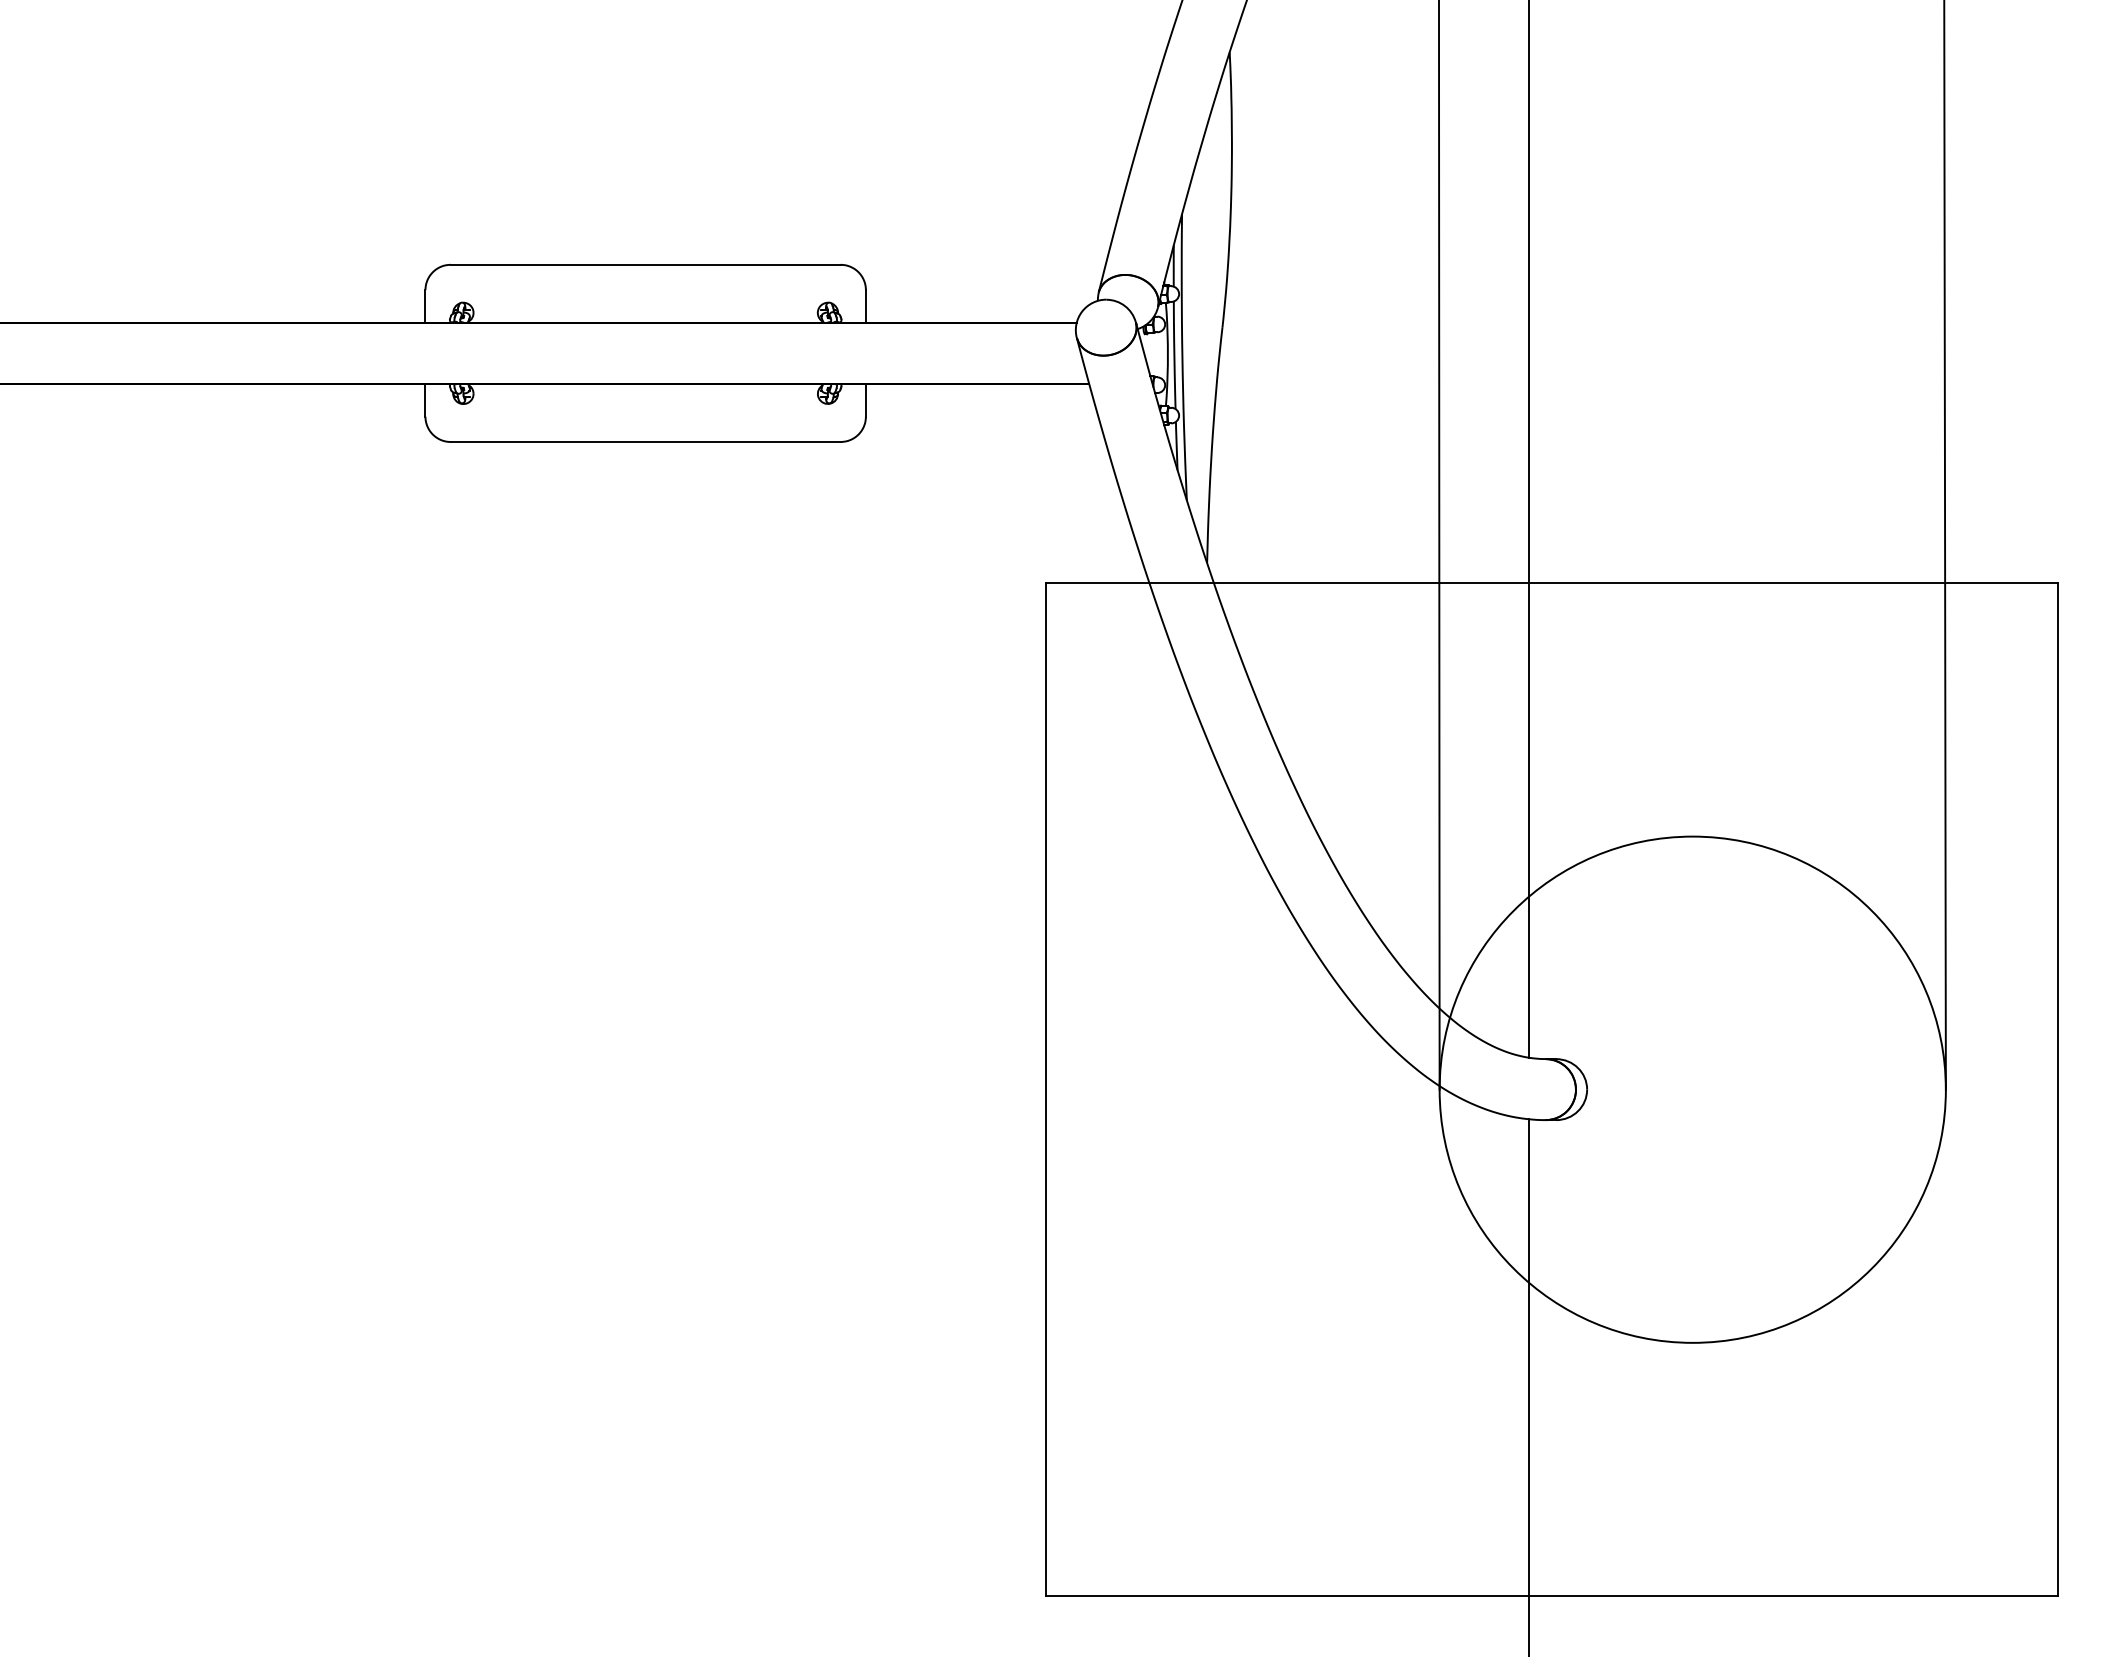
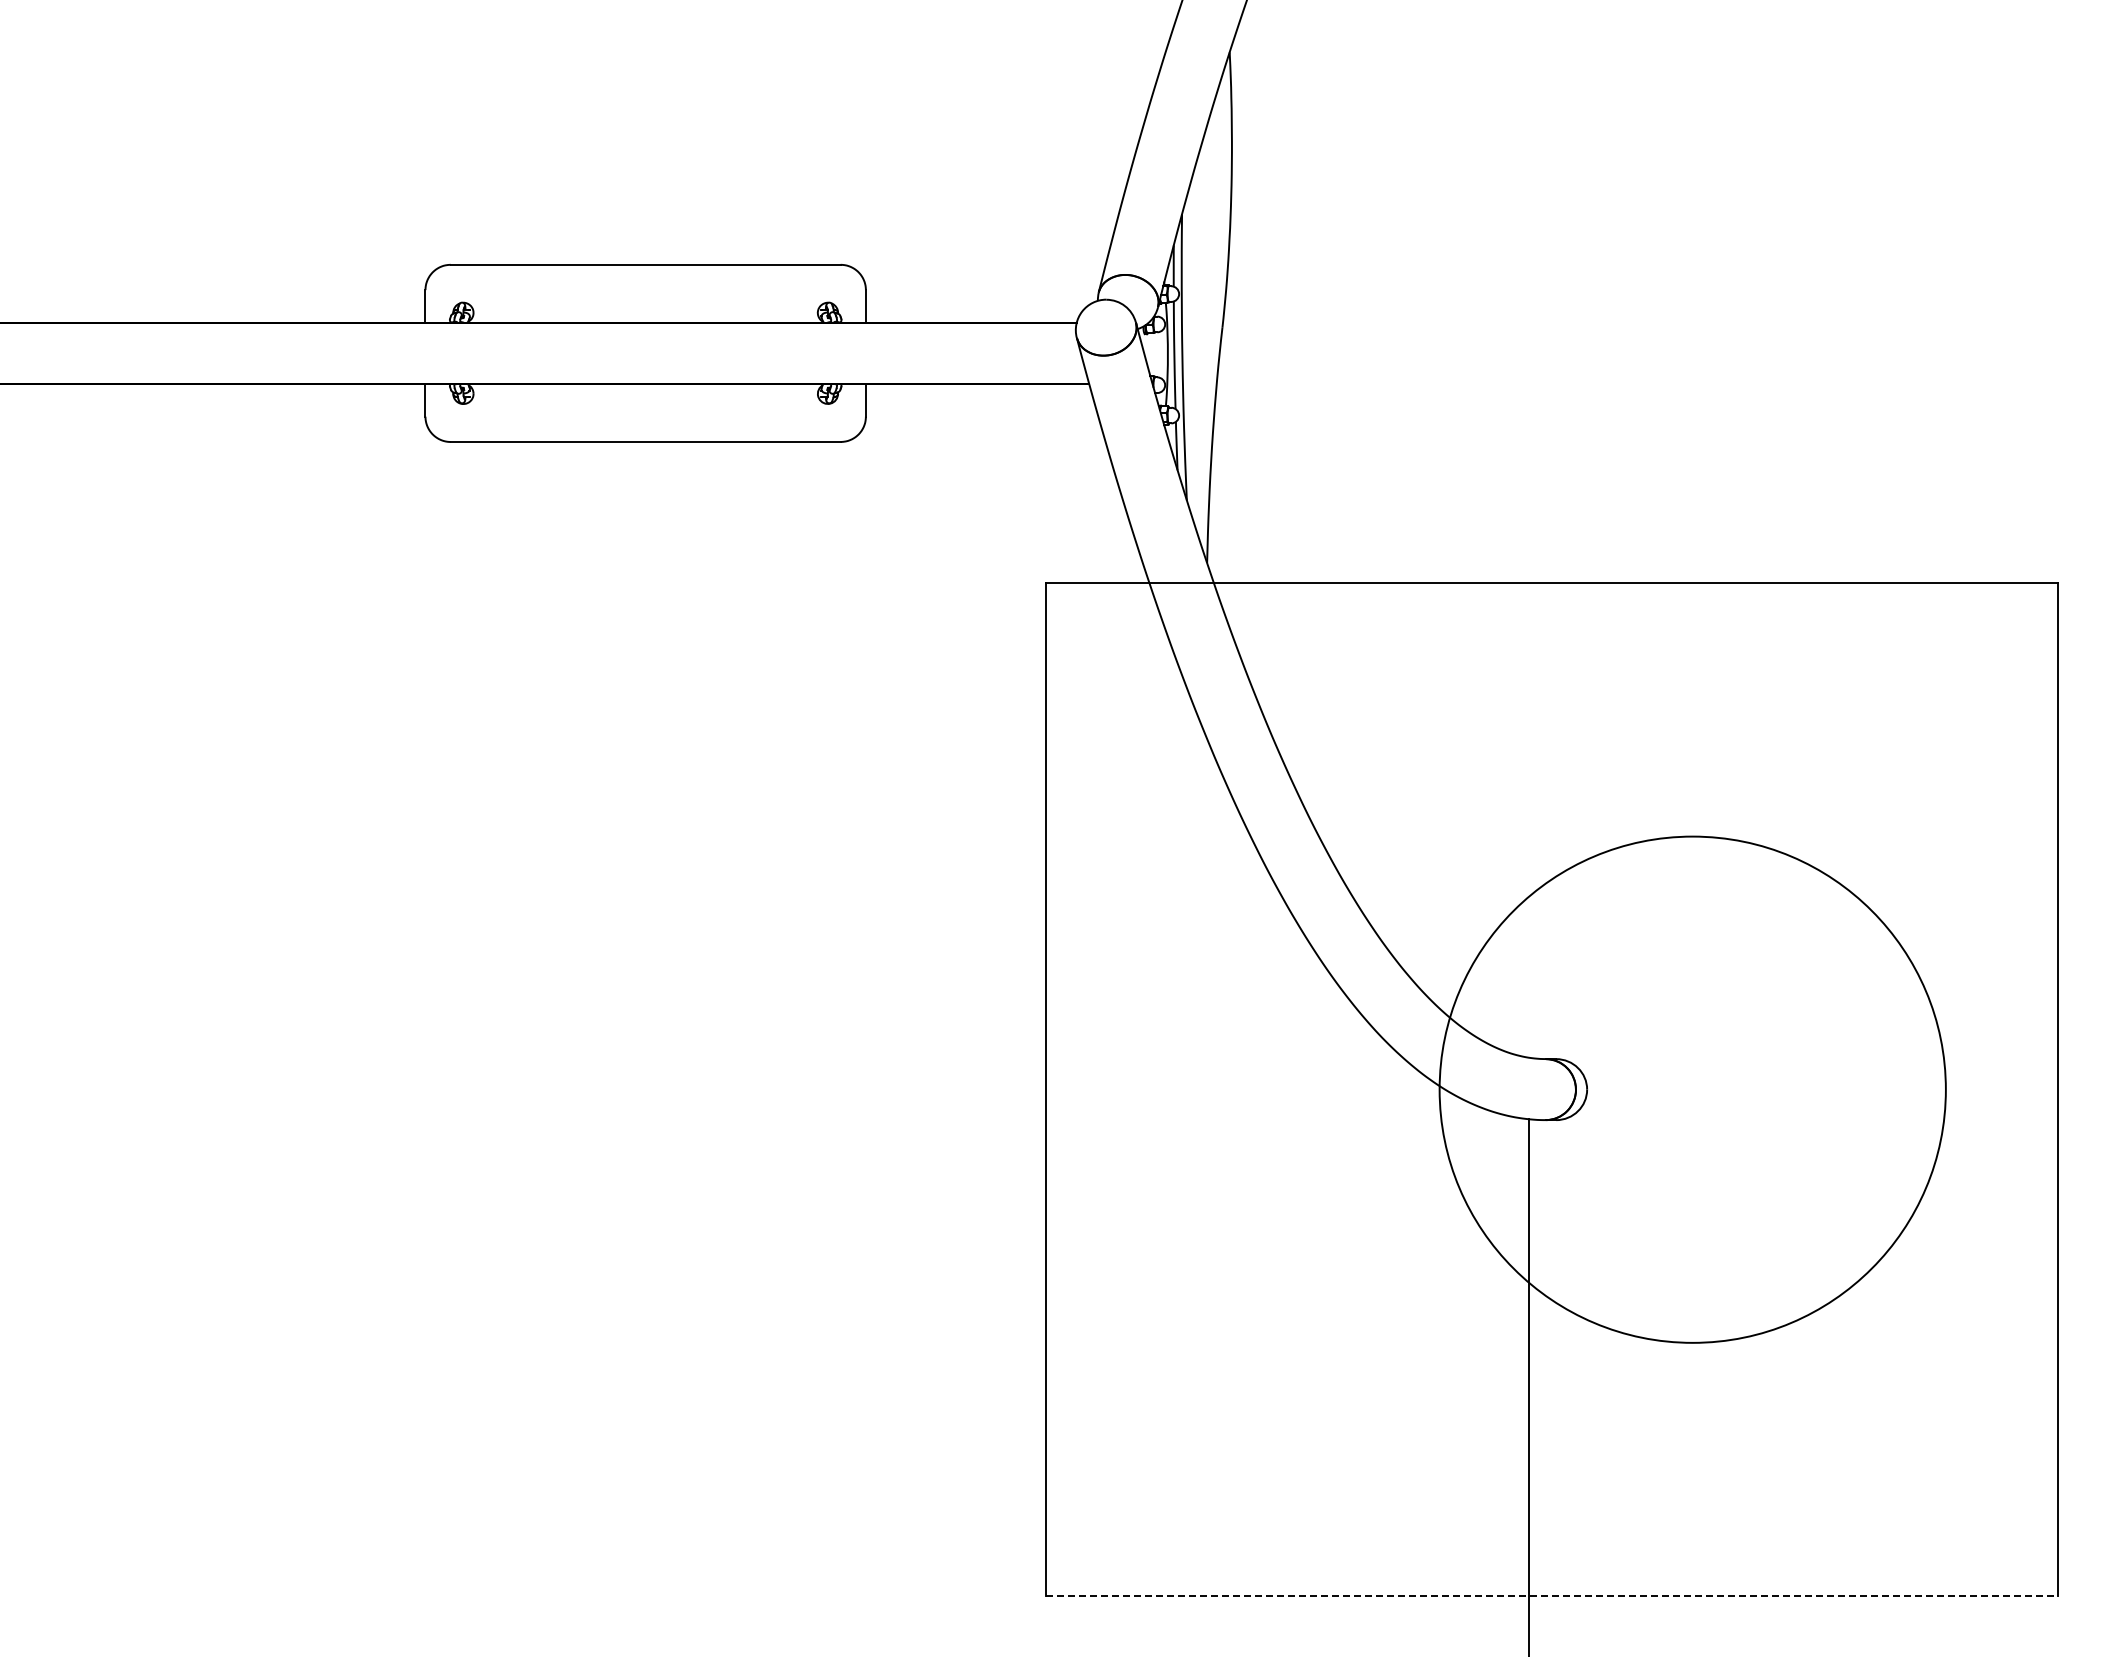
line: present -> none (1528, 529)
line: present -> none (1438, 545)
line: present -> none (1944, 545)
line: solid -> dashed (1552, 1595)
